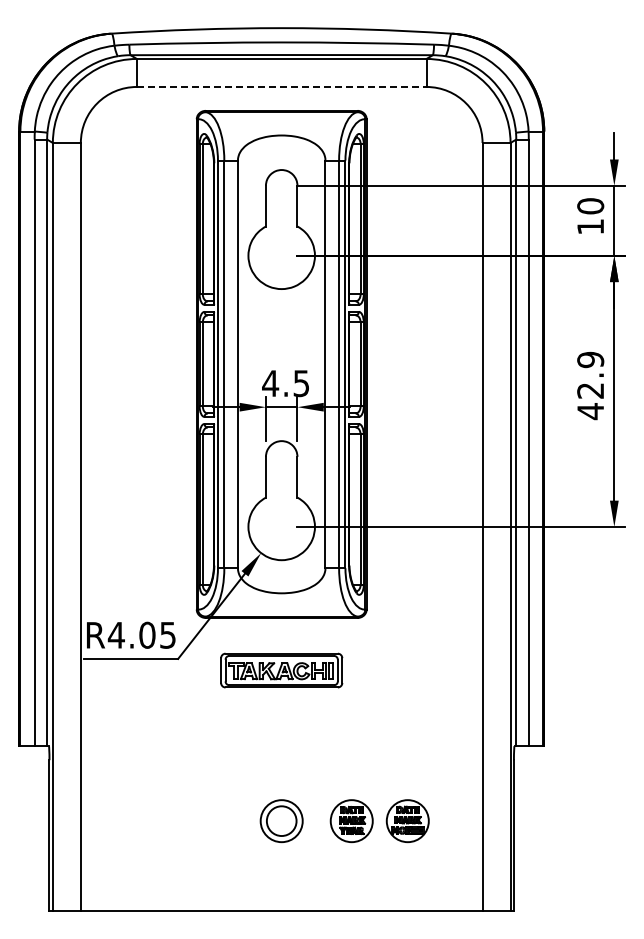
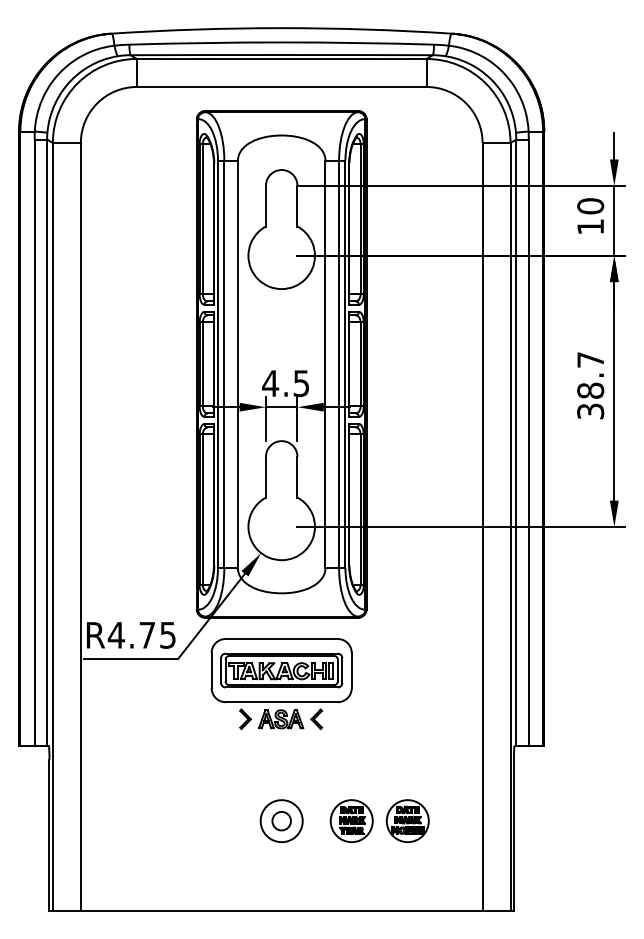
line: dashed -> solid (281, 86)
text: 42.9 -> 38.7 (590, 385)
text: R4.05 -> R4.75 (147, 634)
part: none -> present (281, 683)
circle diameter: 30 px -> 19 px (281, 820)
